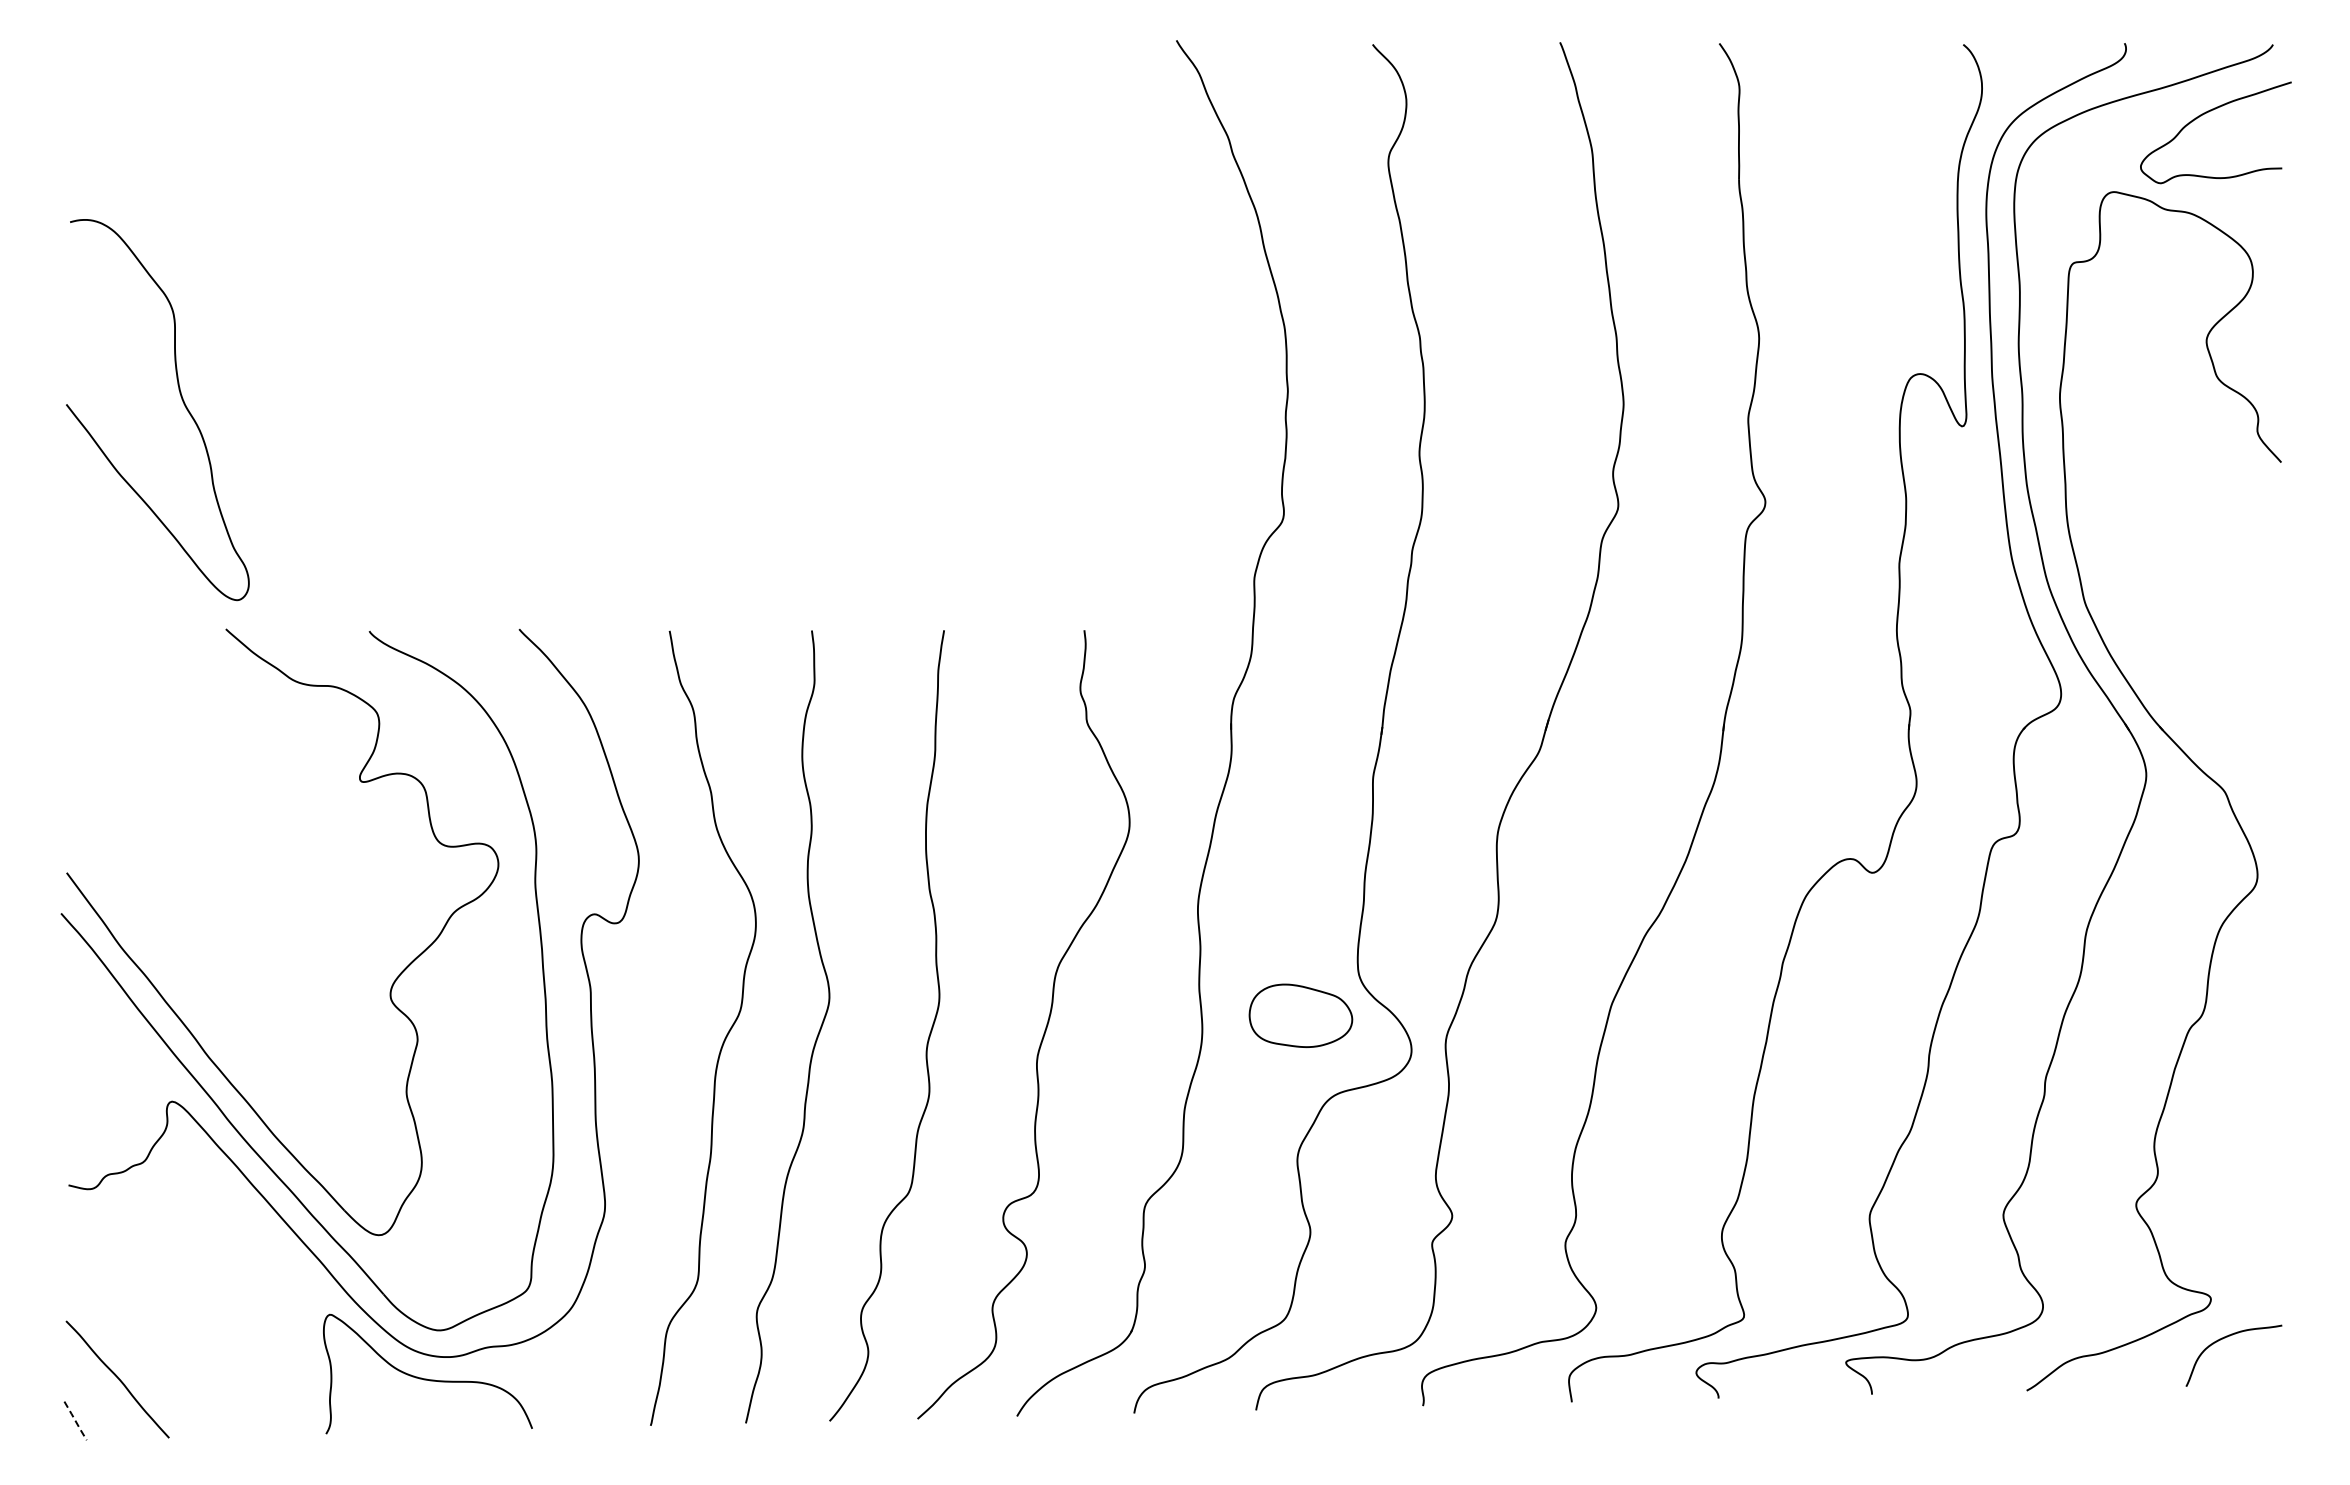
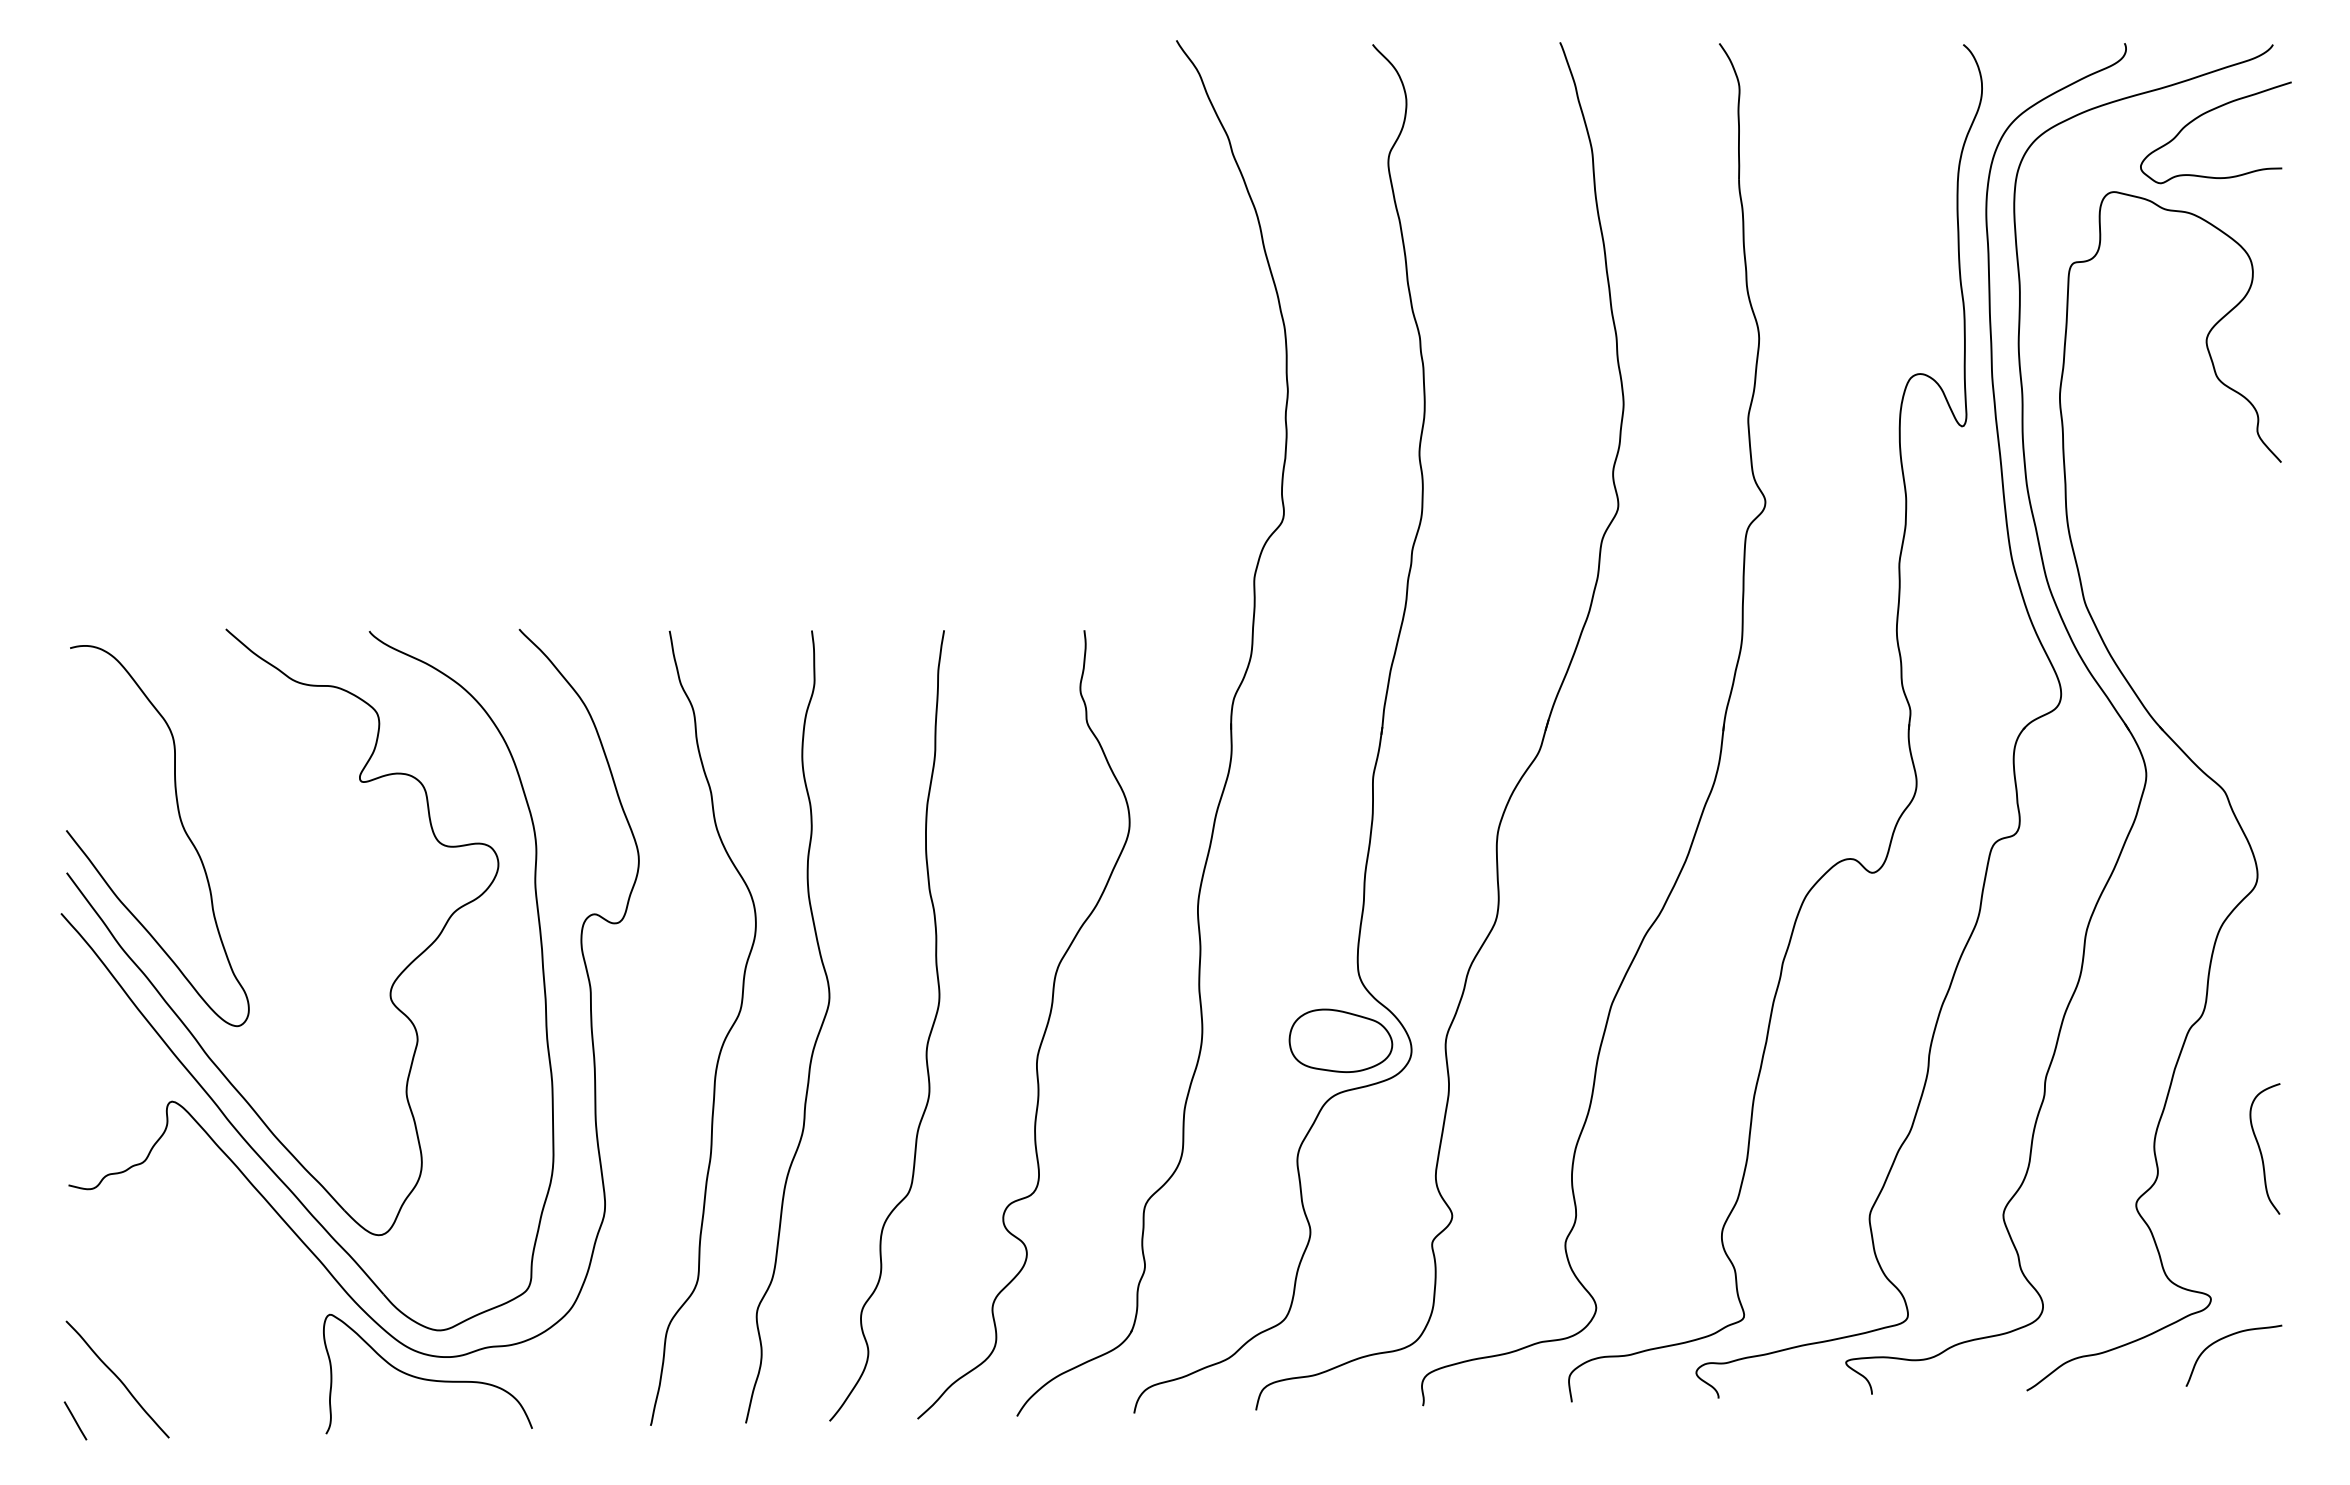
curve position: (181, 399) -> (181, 825) (181, 825)
part position: (1300, 1015) -> (1340, 1040) (1340, 1040)
curve: none -> present (2261, 1150)
line: dashed -> solid (75, 1420)
